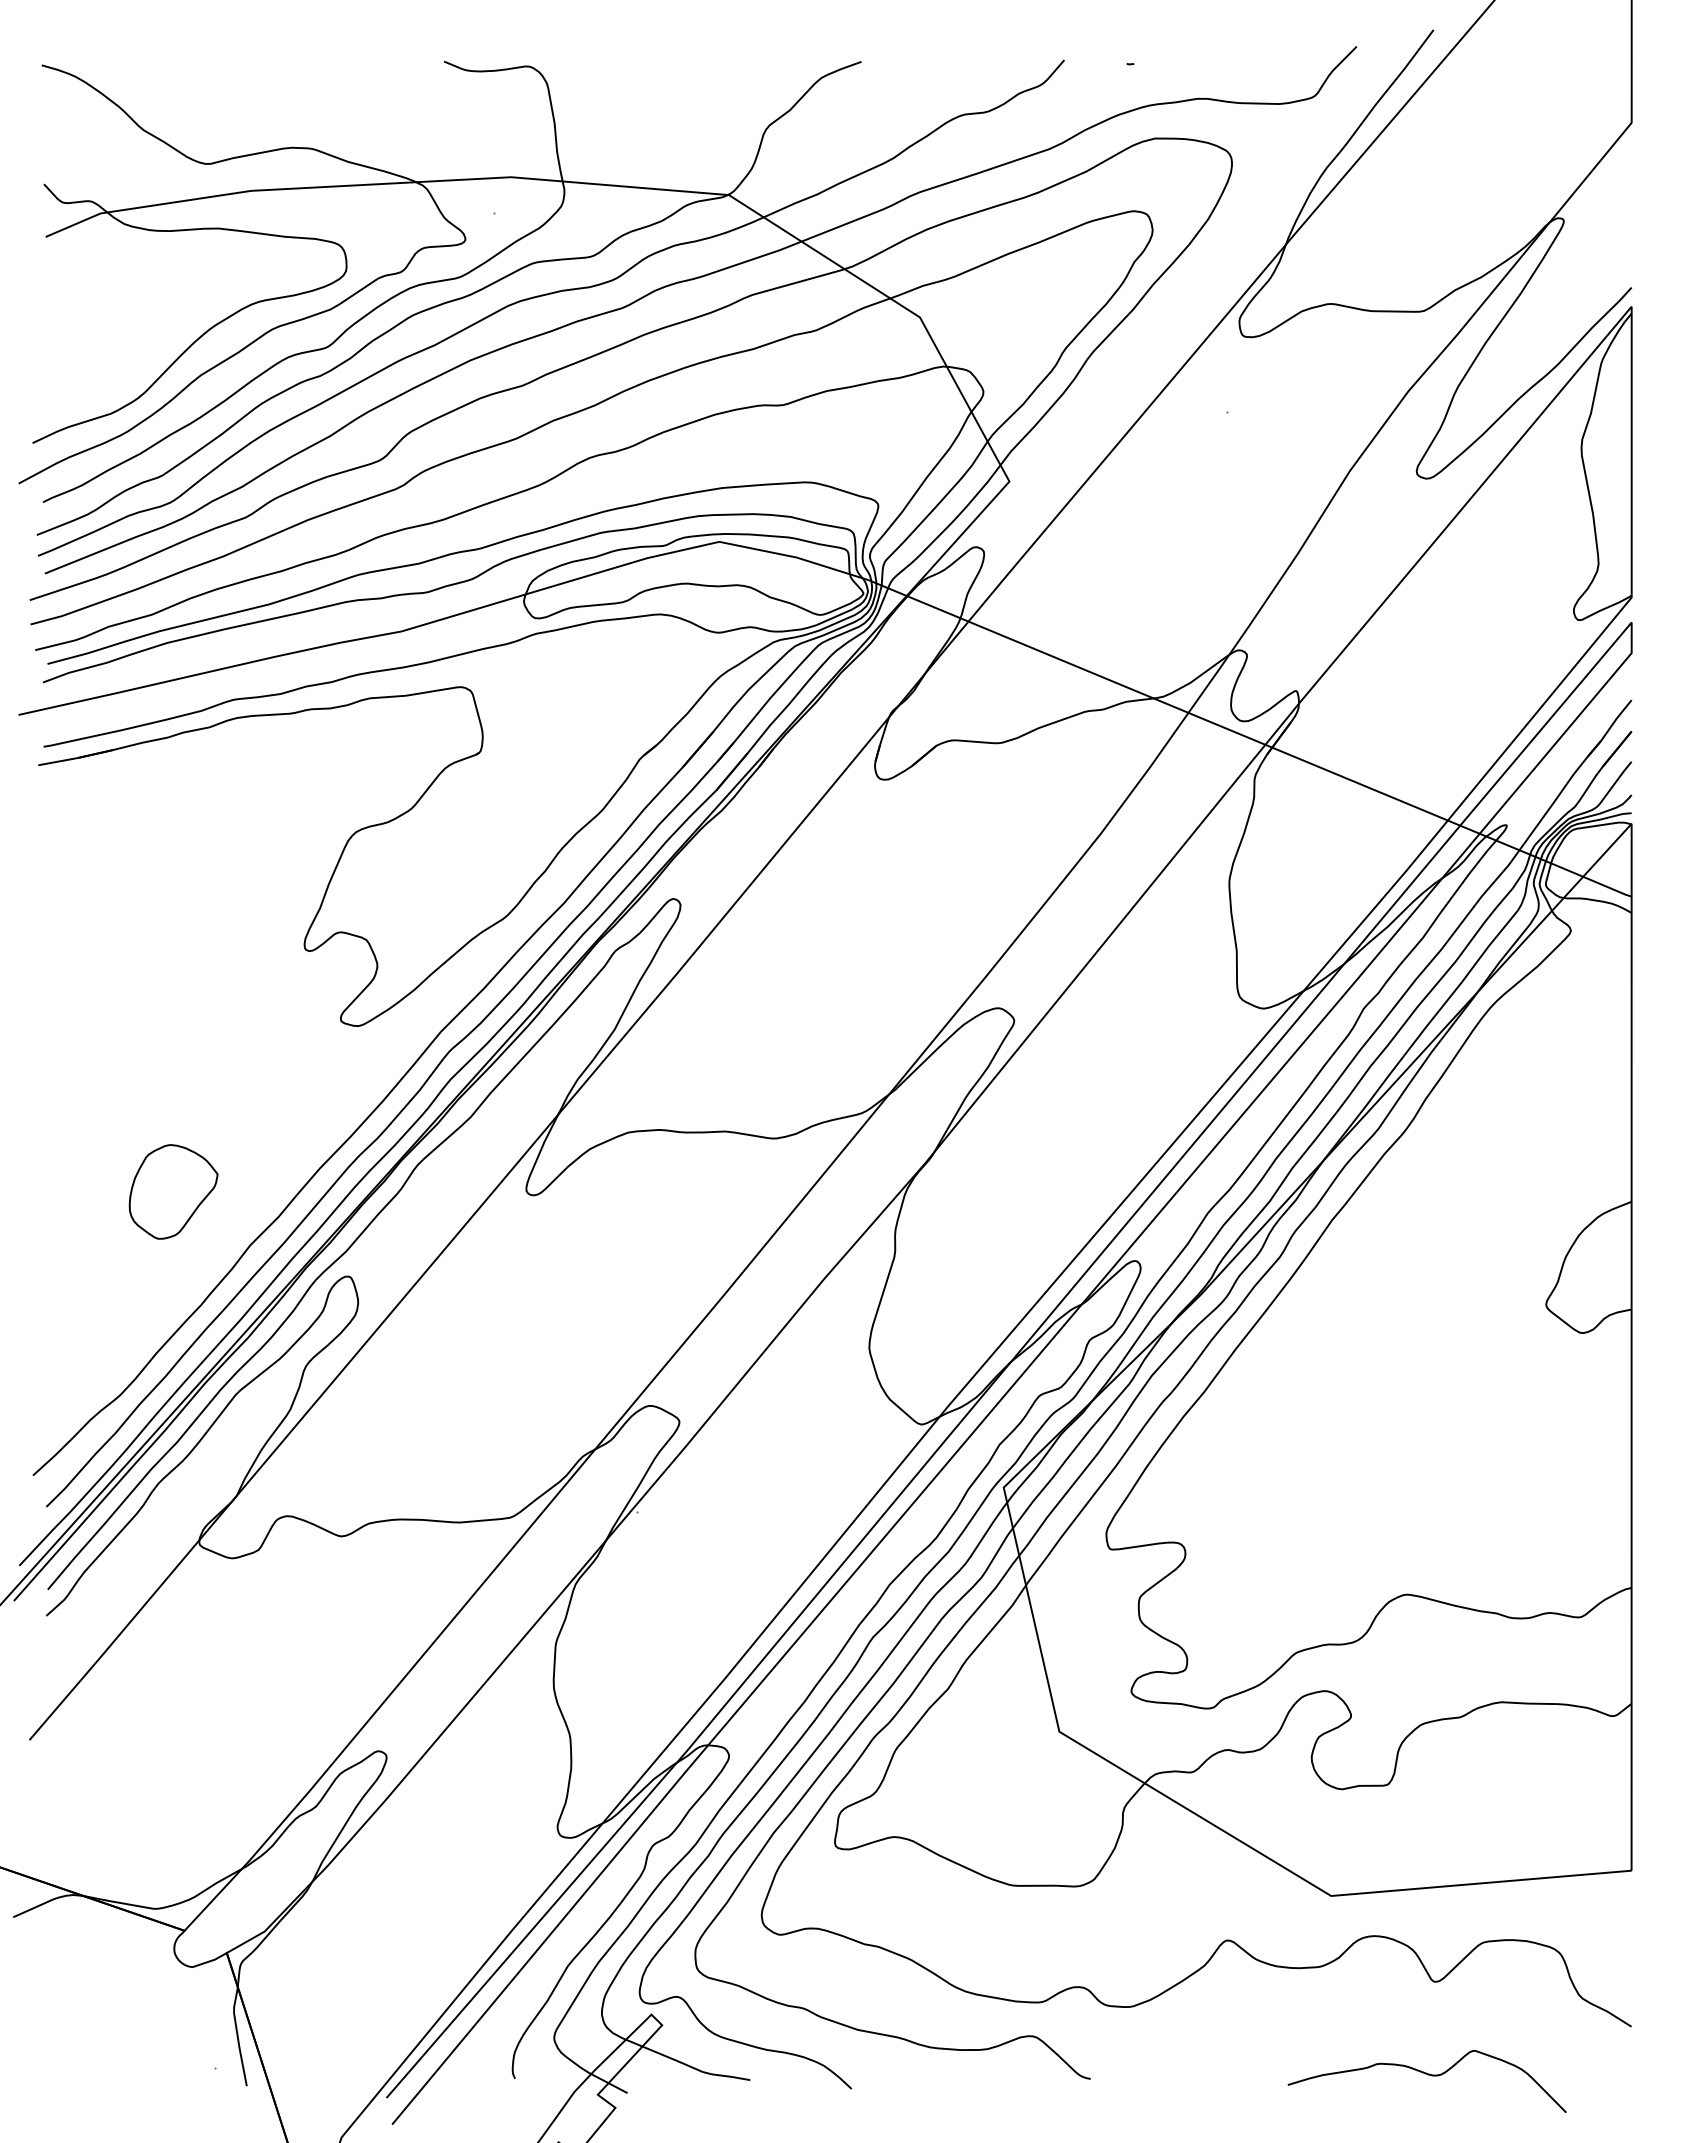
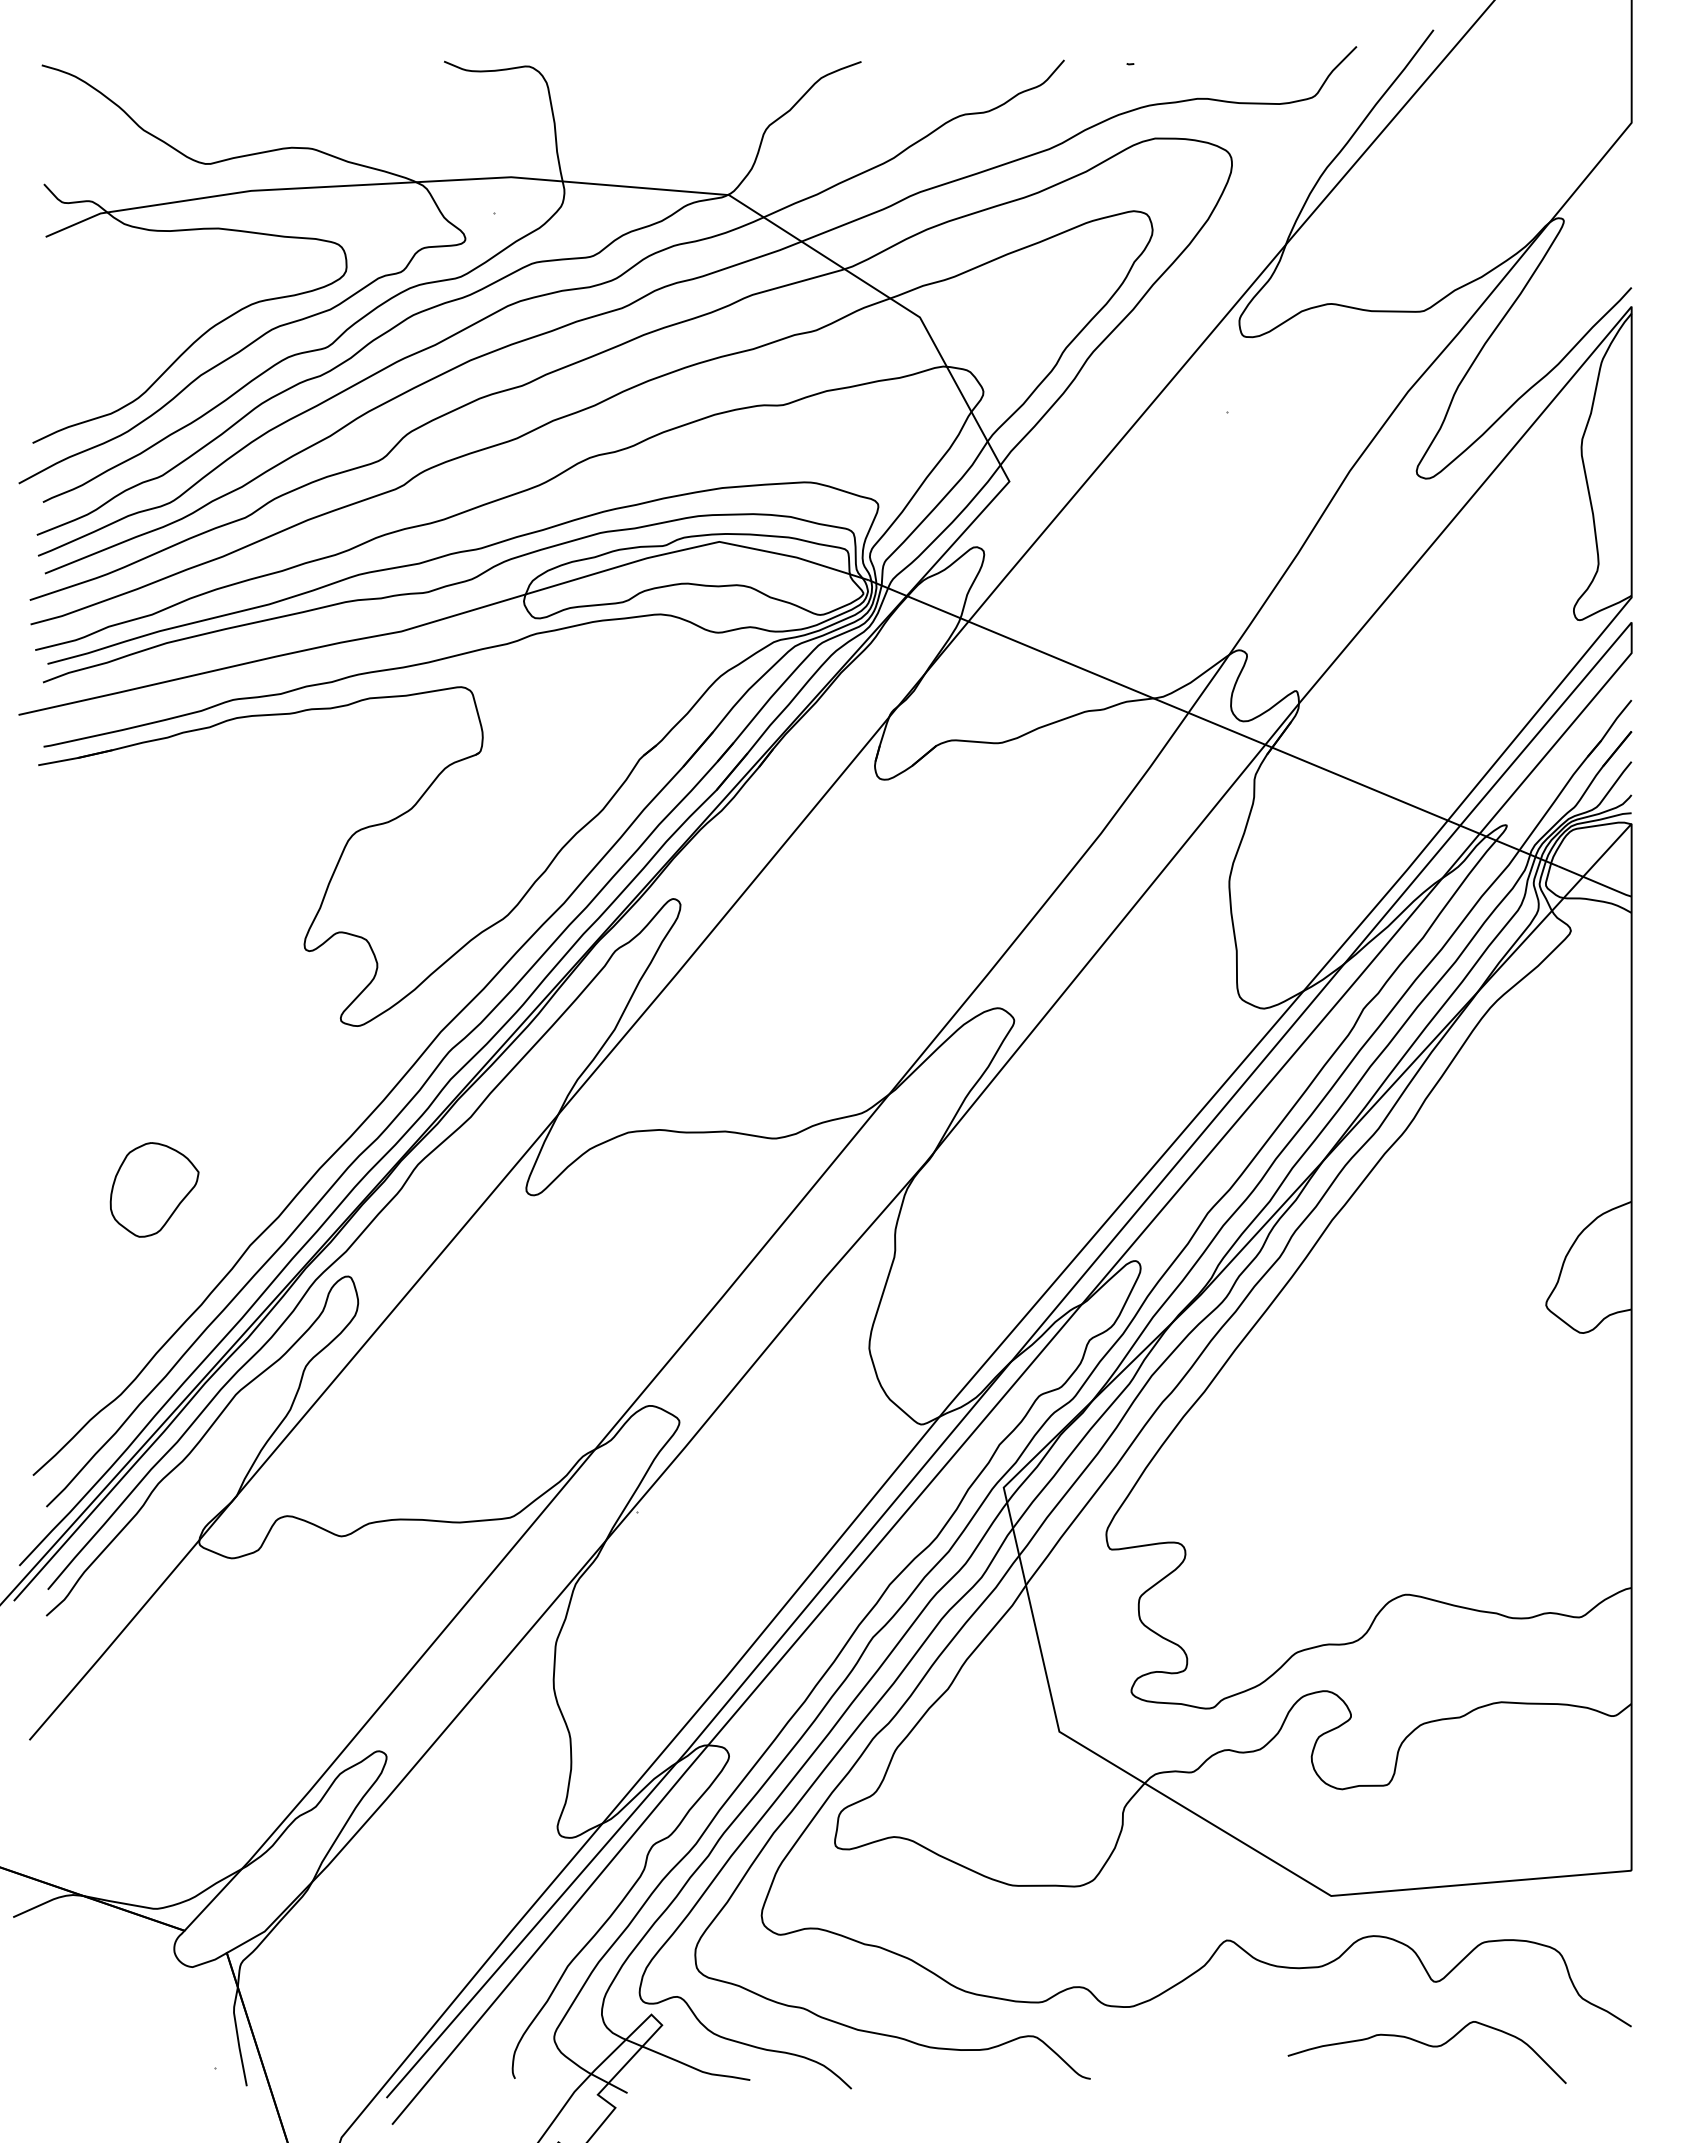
part position: (173, 1191) -> (154, 1189) (154, 1189)
curve position: (1428, 2075) -> (1428, 2046) (1428, 2046)
